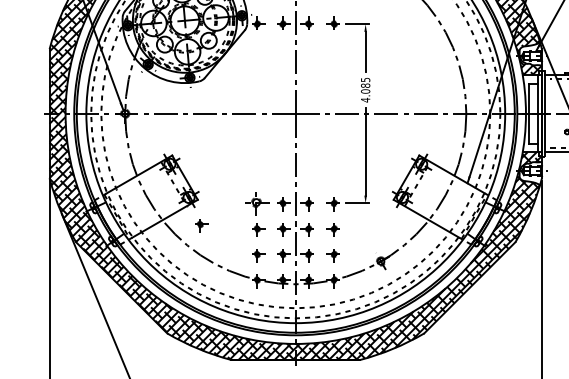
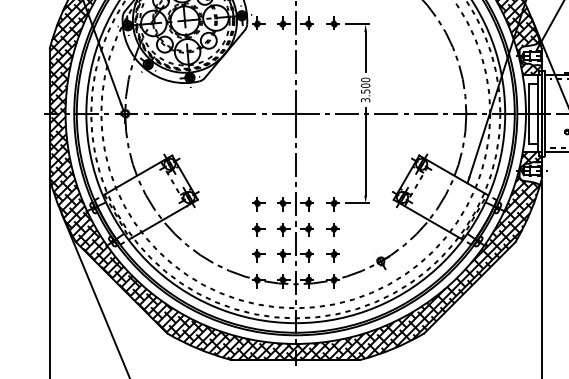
text: 4.085 -> 3.500 (365, 89)
part size: 25x24 px -> 14x15 px (258, 204)
part: present -> none (201, 225)
